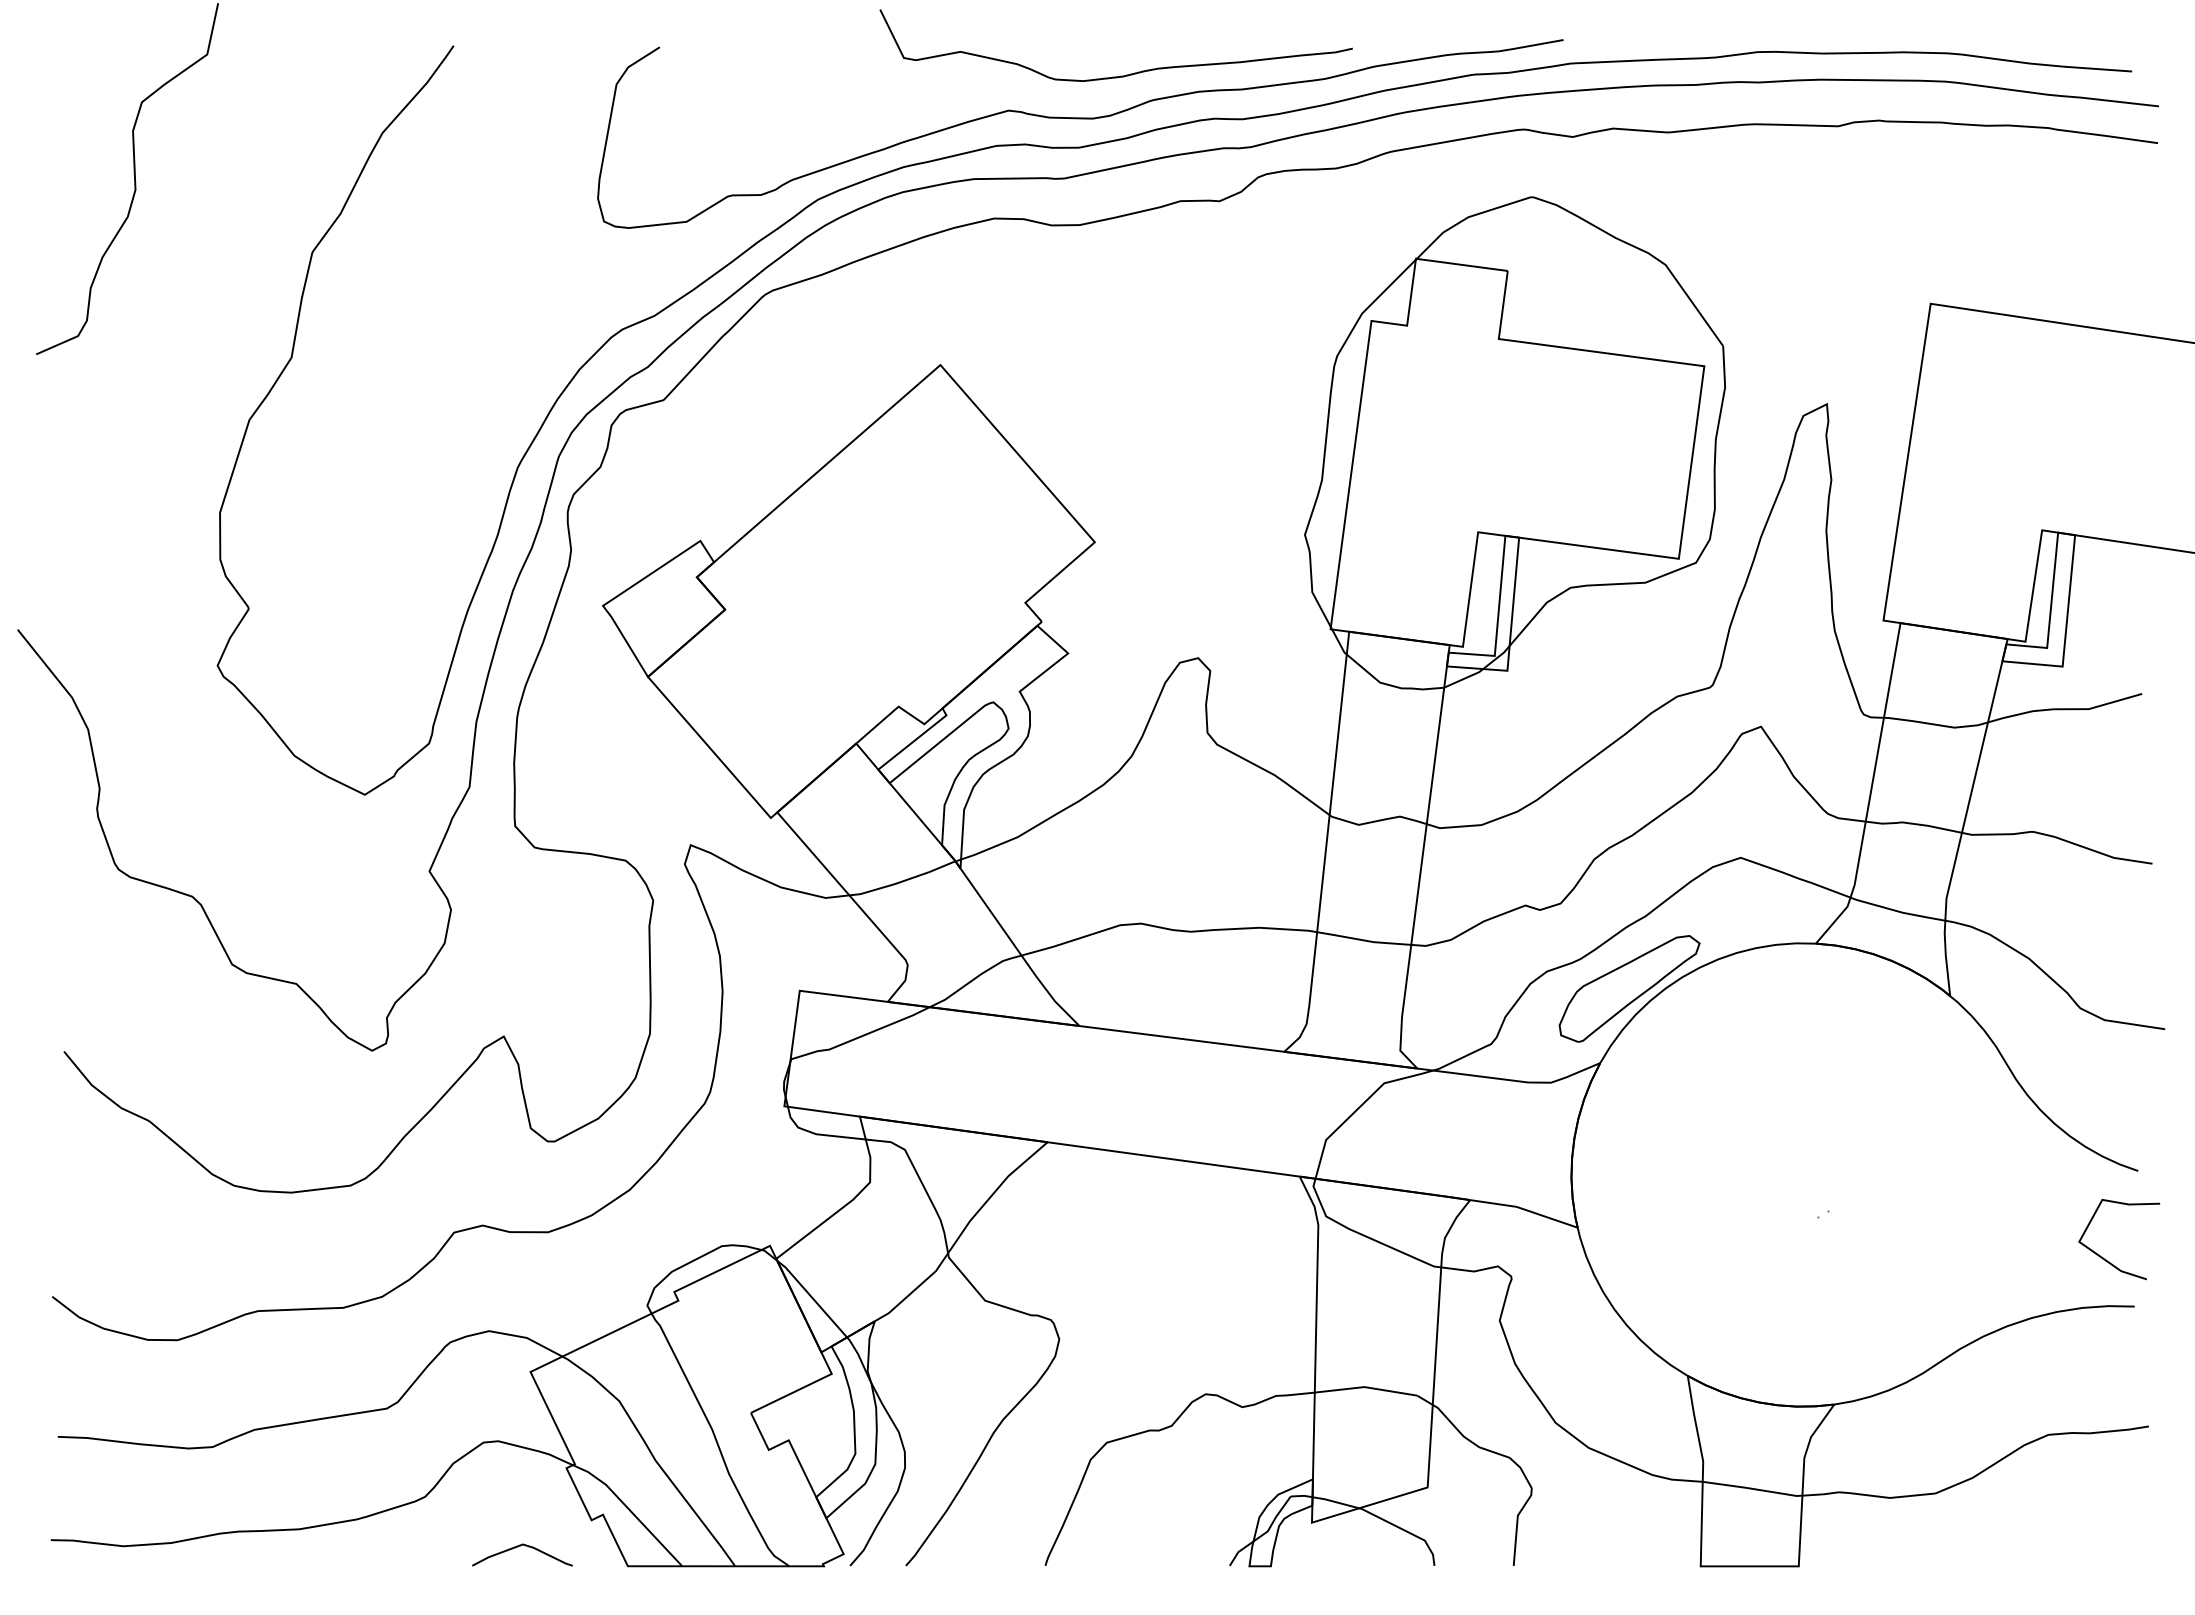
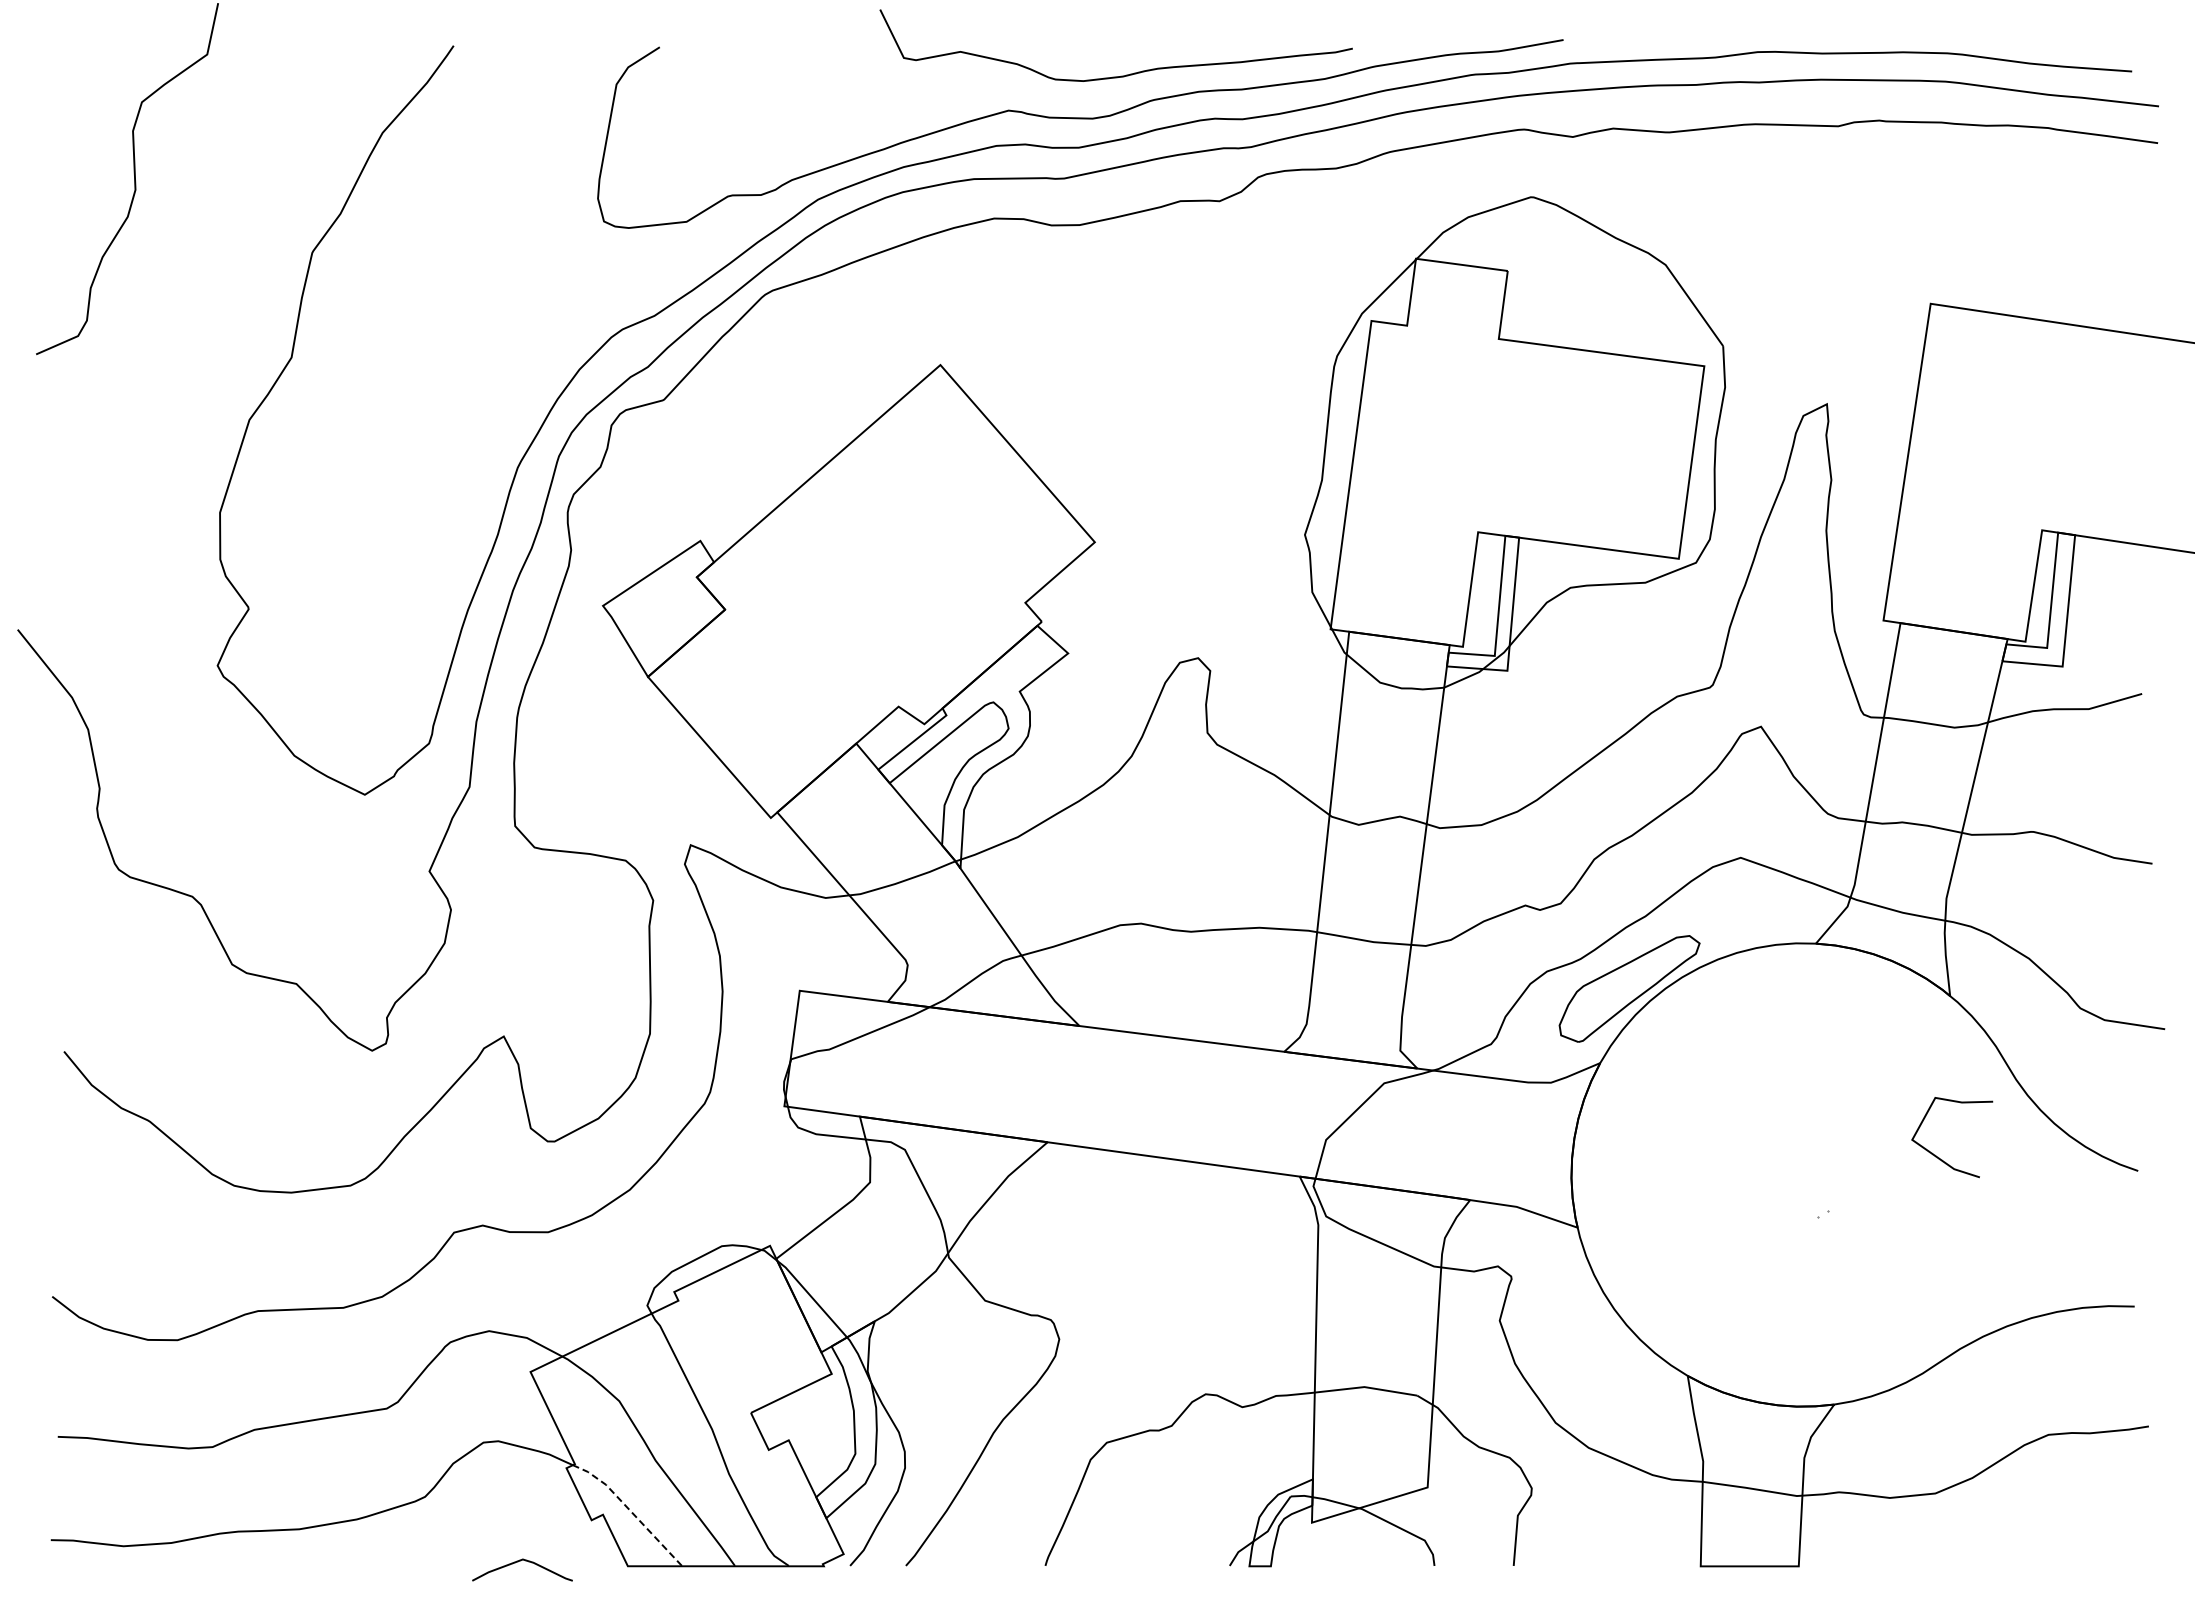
curve position: (2106, 1259) -> (1939, 1157) (1939, 1157)
line: solid -> dashed (629, 1510)
curve position: (518, 1547) -> (518, 1562) (518, 1562)
